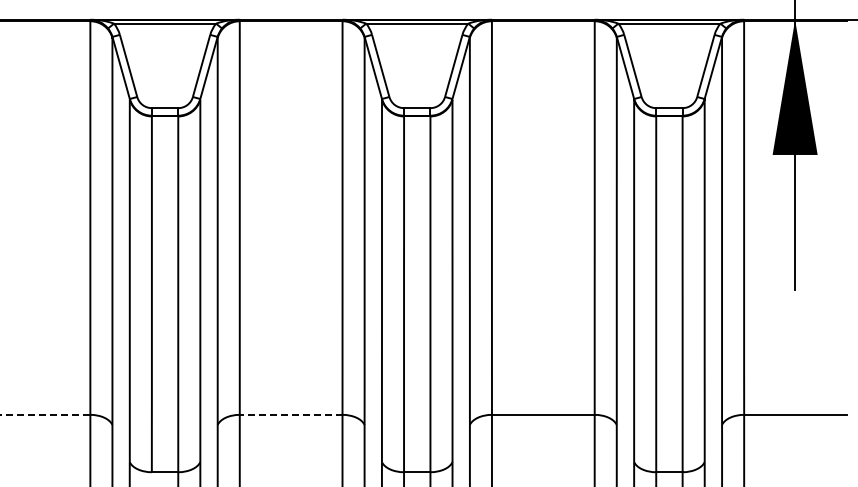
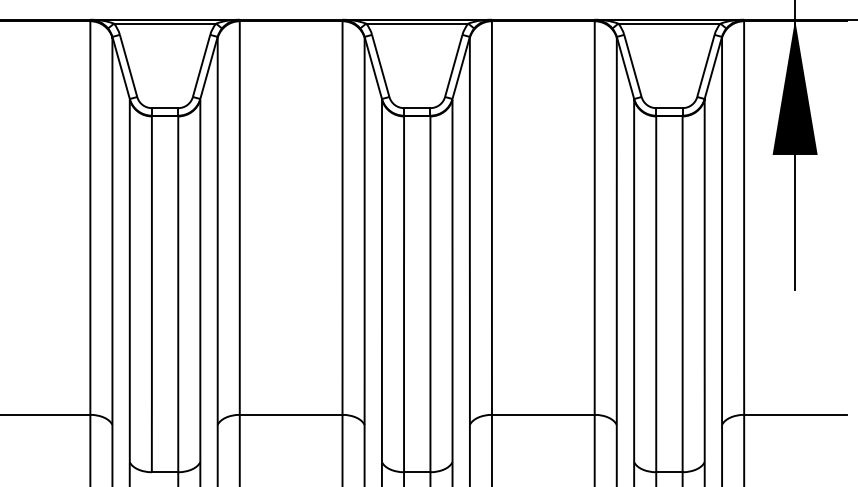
line: dashed -> solid (45, 414)
line: dashed -> solid (290, 414)
